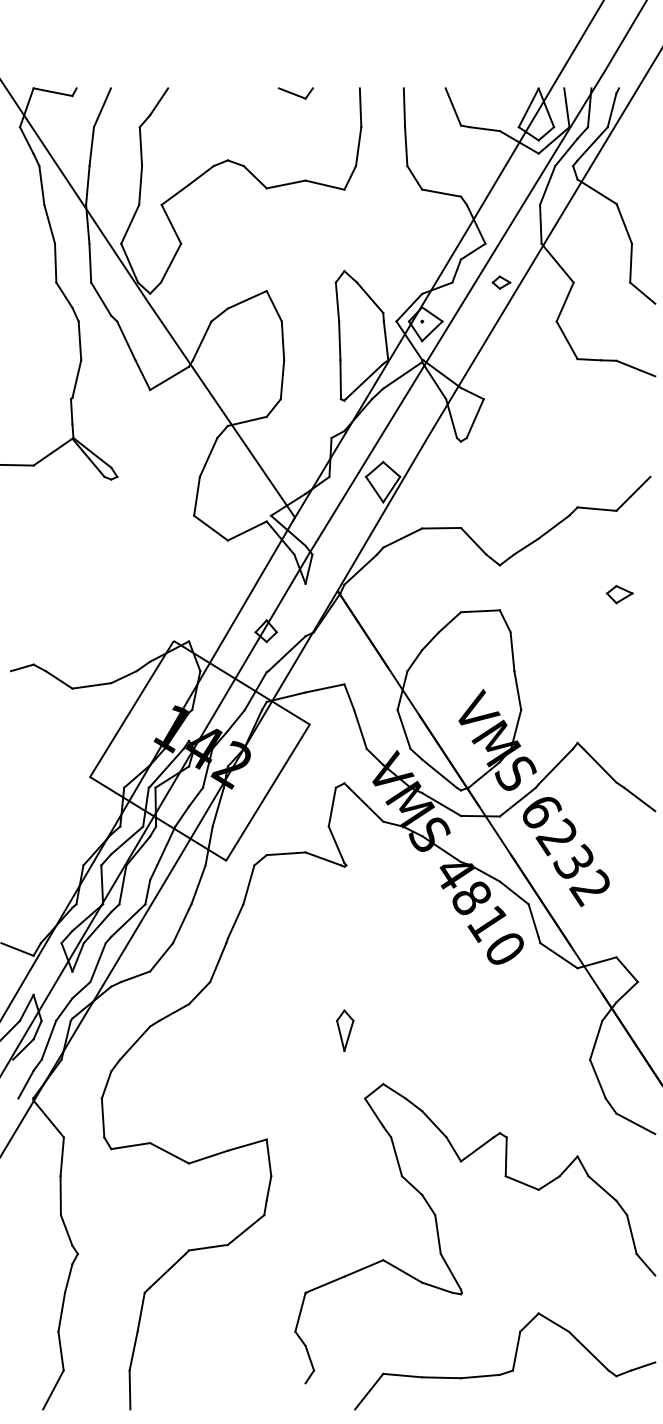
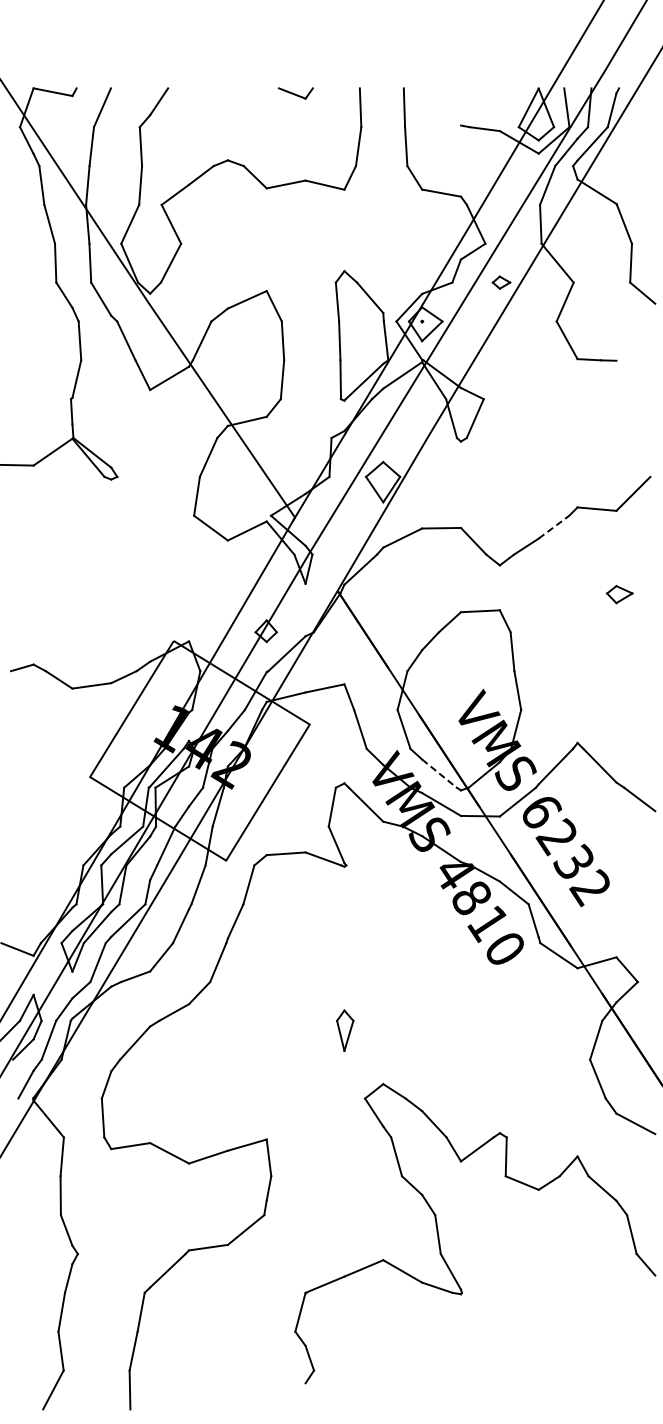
line: present -> none (453, 106)
line: present -> none (635, 368)
line: solid -> dashed (554, 526)
line: solid -> dashed (439, 773)
part: present -> none (513, 1361)
